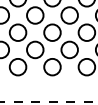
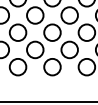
line: dashed -> solid (48, 101)
